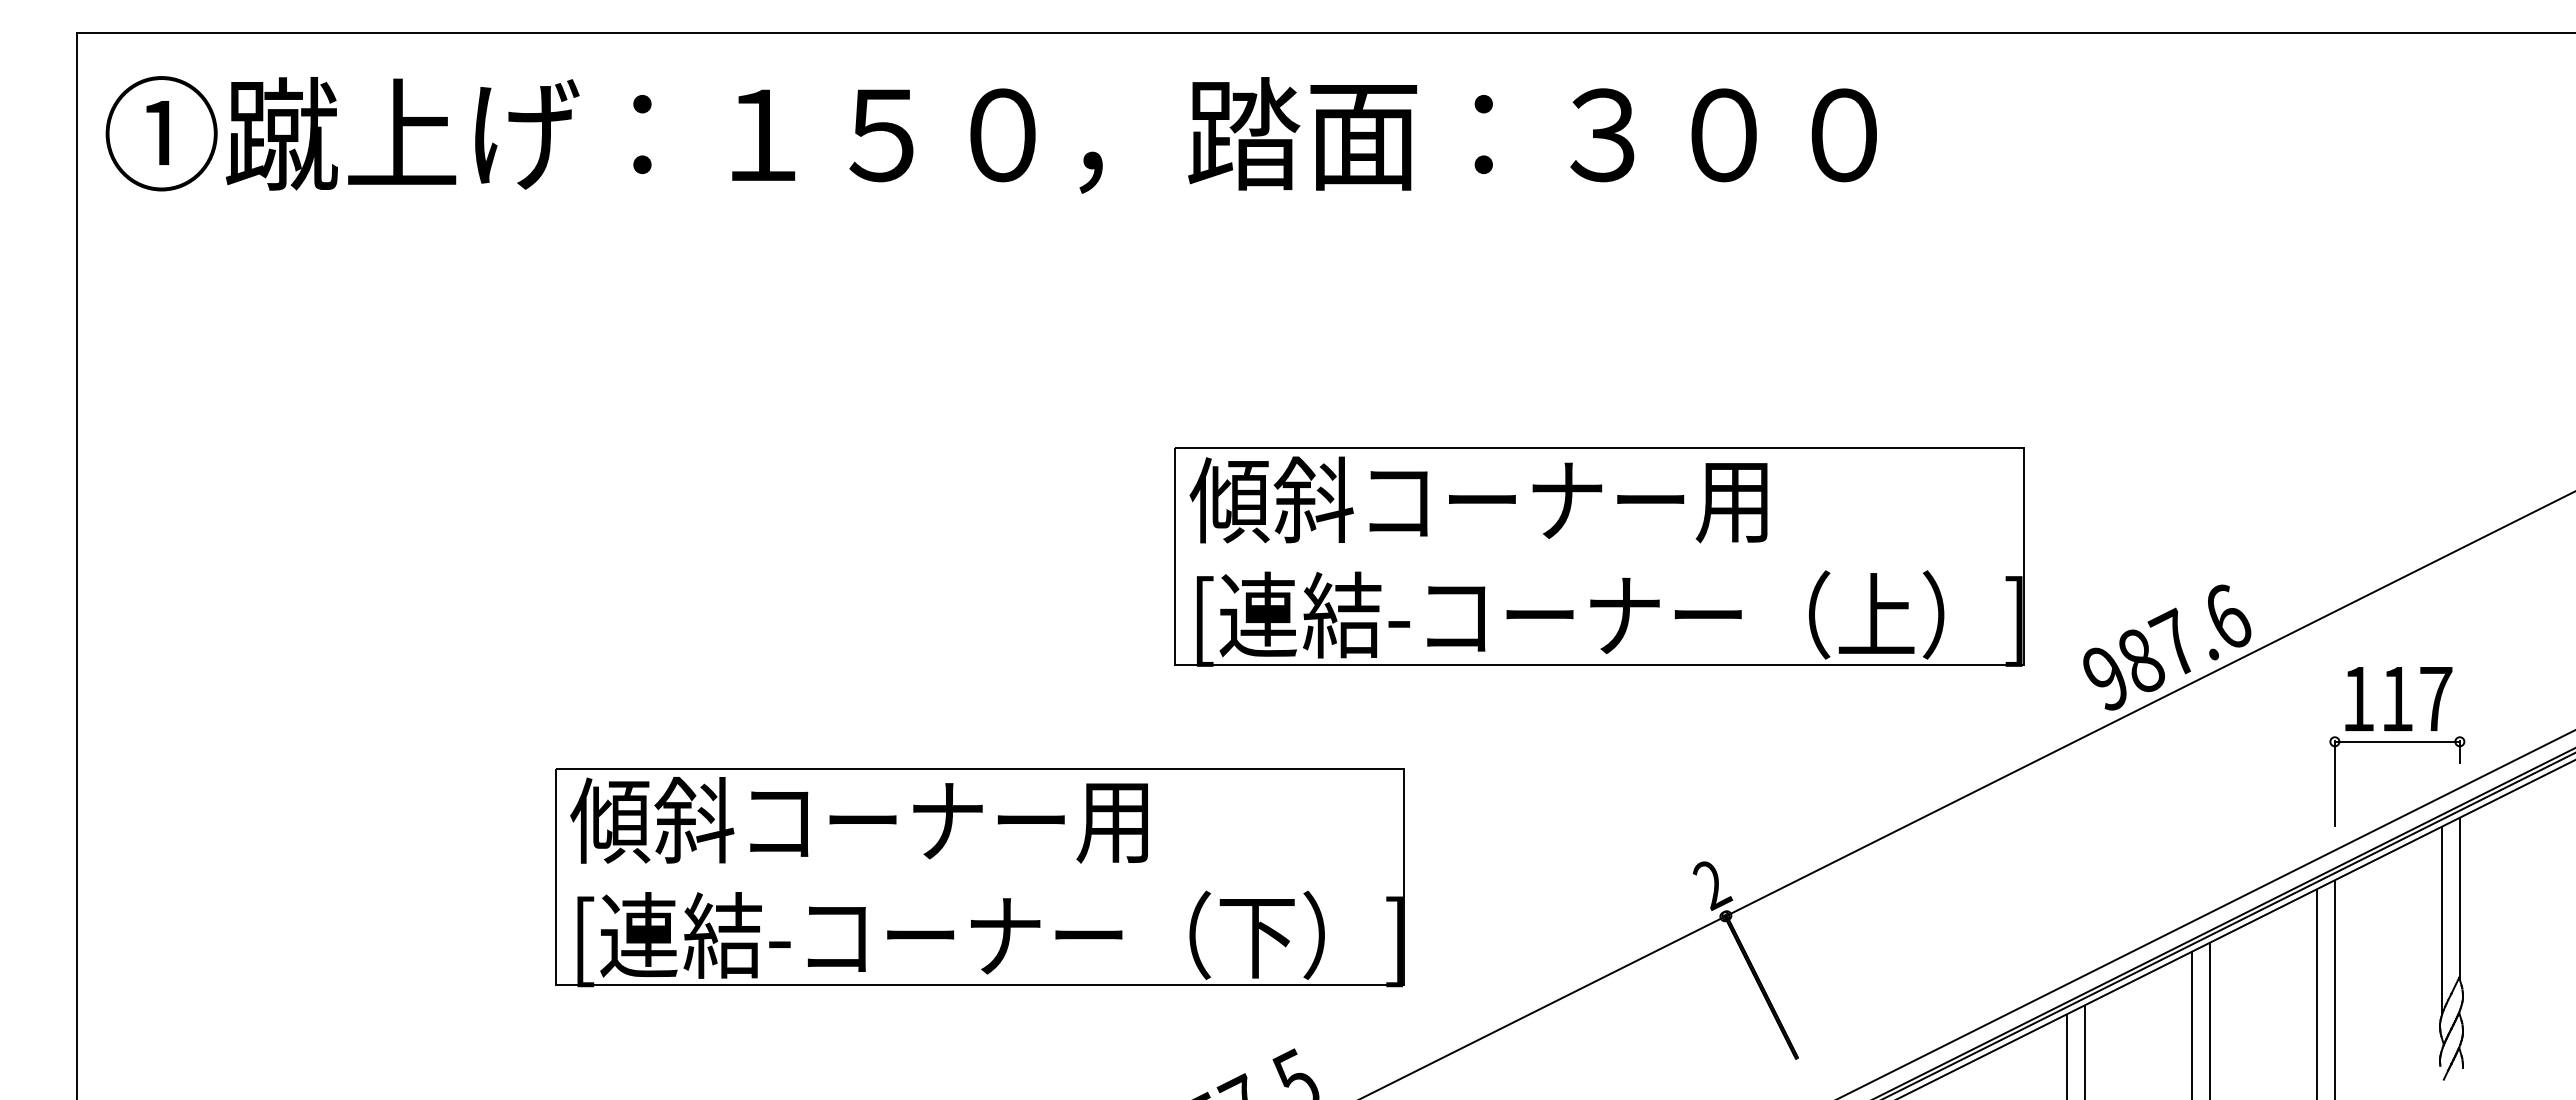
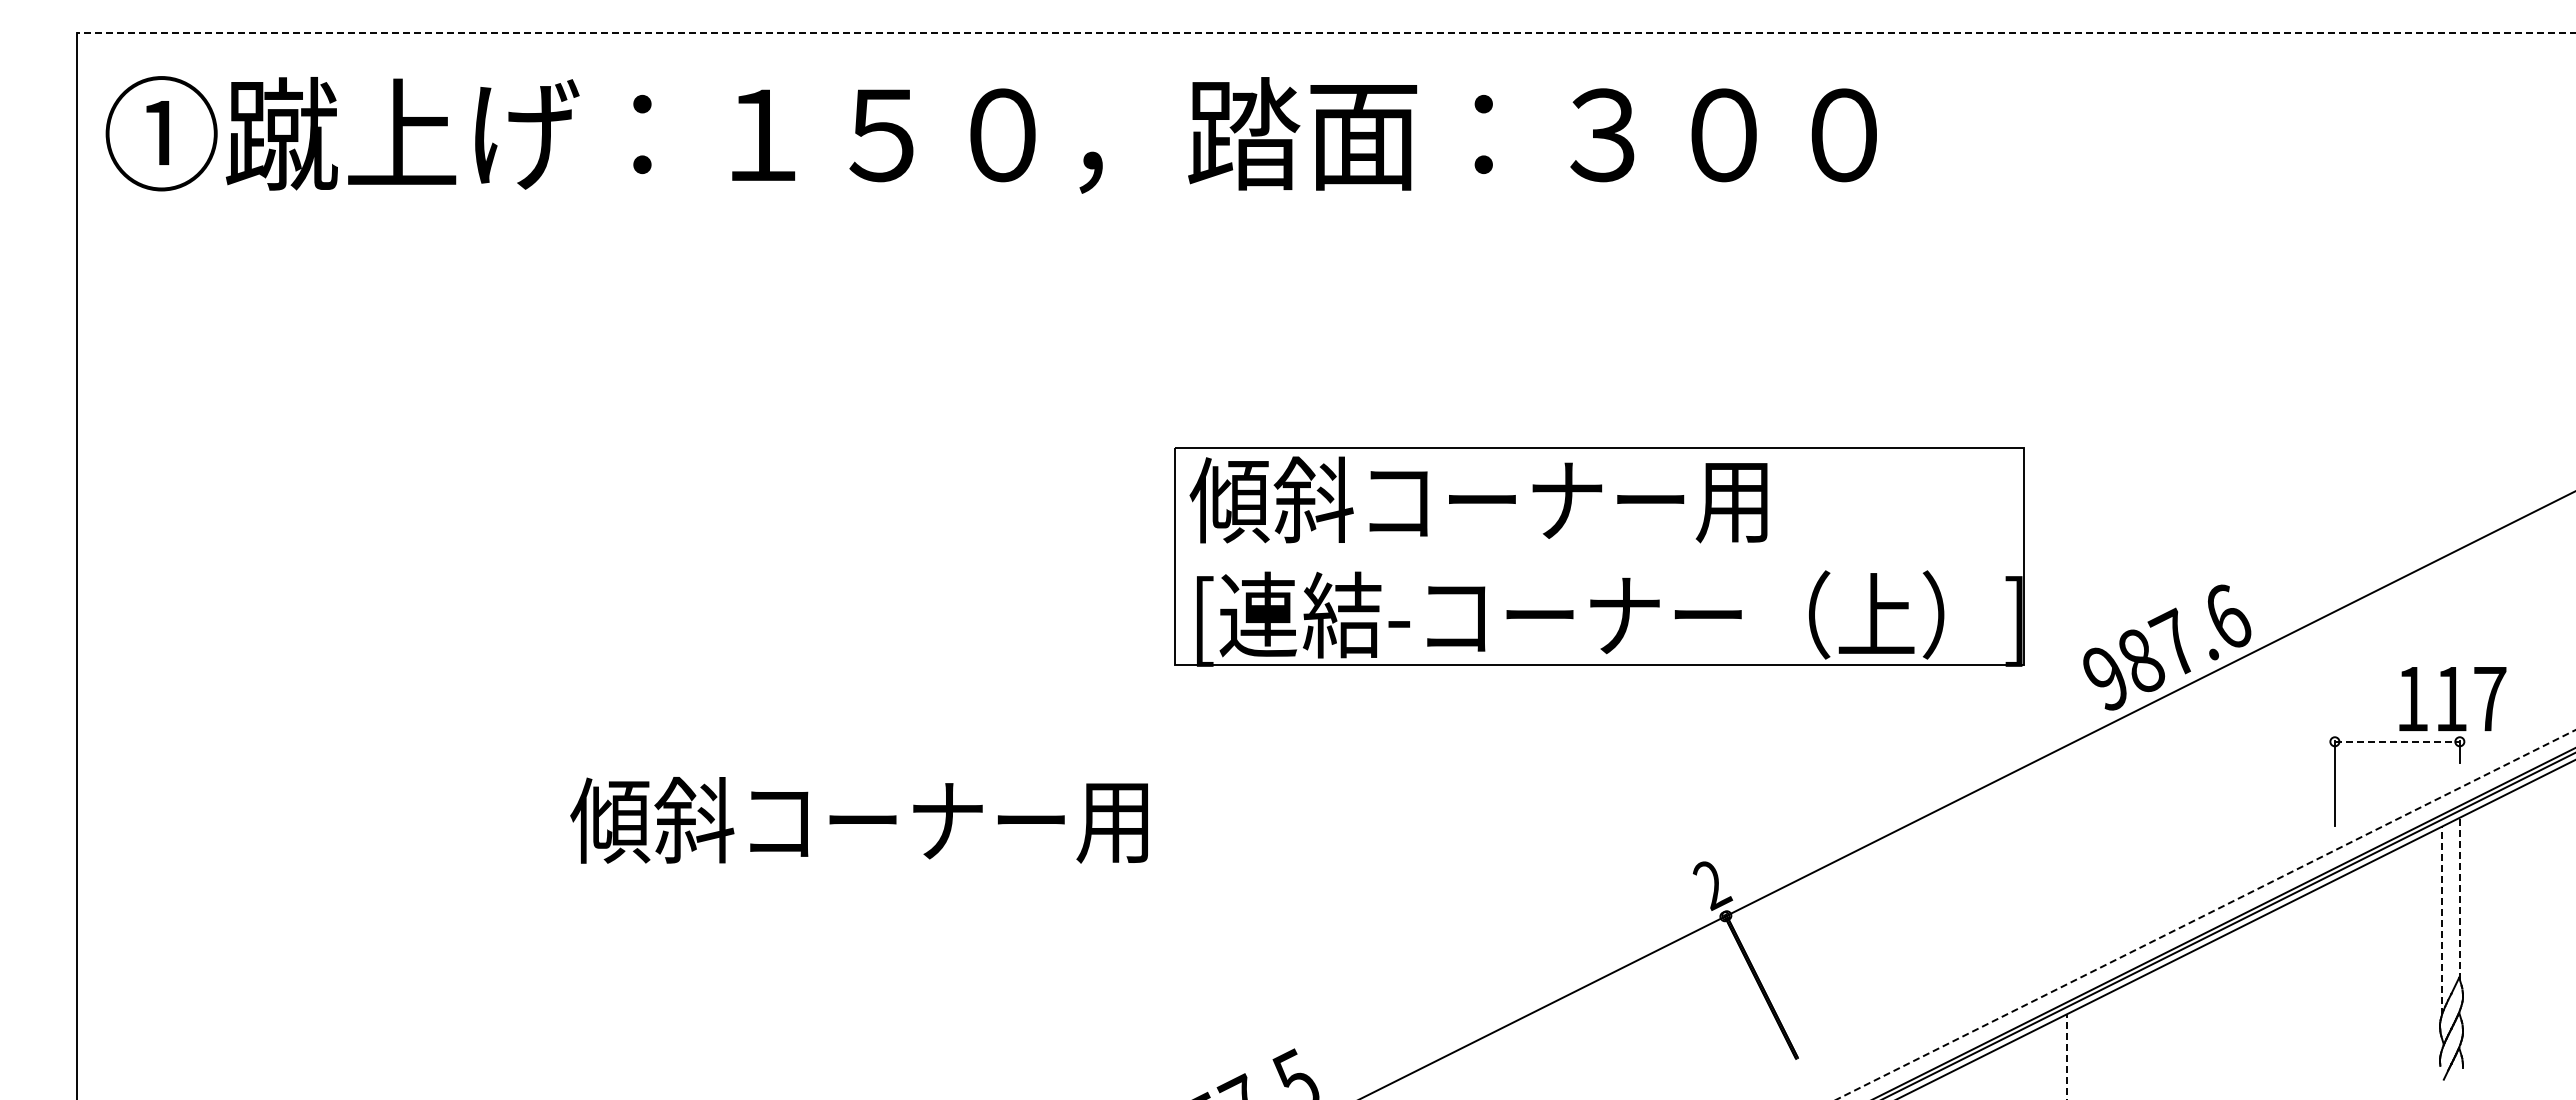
line: solid -> dashed (1325, 33)
text position: (2398, 698) -> (2452, 698) (2452, 698)
line: solid -> dashed (2397, 741)
part: present -> none (979, 877)
line: solid -> dashed (2459, 898)
line: solid -> dashed (2205, 915)
line: solid -> dashed (2441, 920)
line: present -> none (2334, 988)
line: present -> none (2316, 992)
line: present -> none (2209, 1019)
line: present -> none (2191, 1024)
line: present -> none (2085, 1050)
line: solid -> dashed (2066, 1056)
